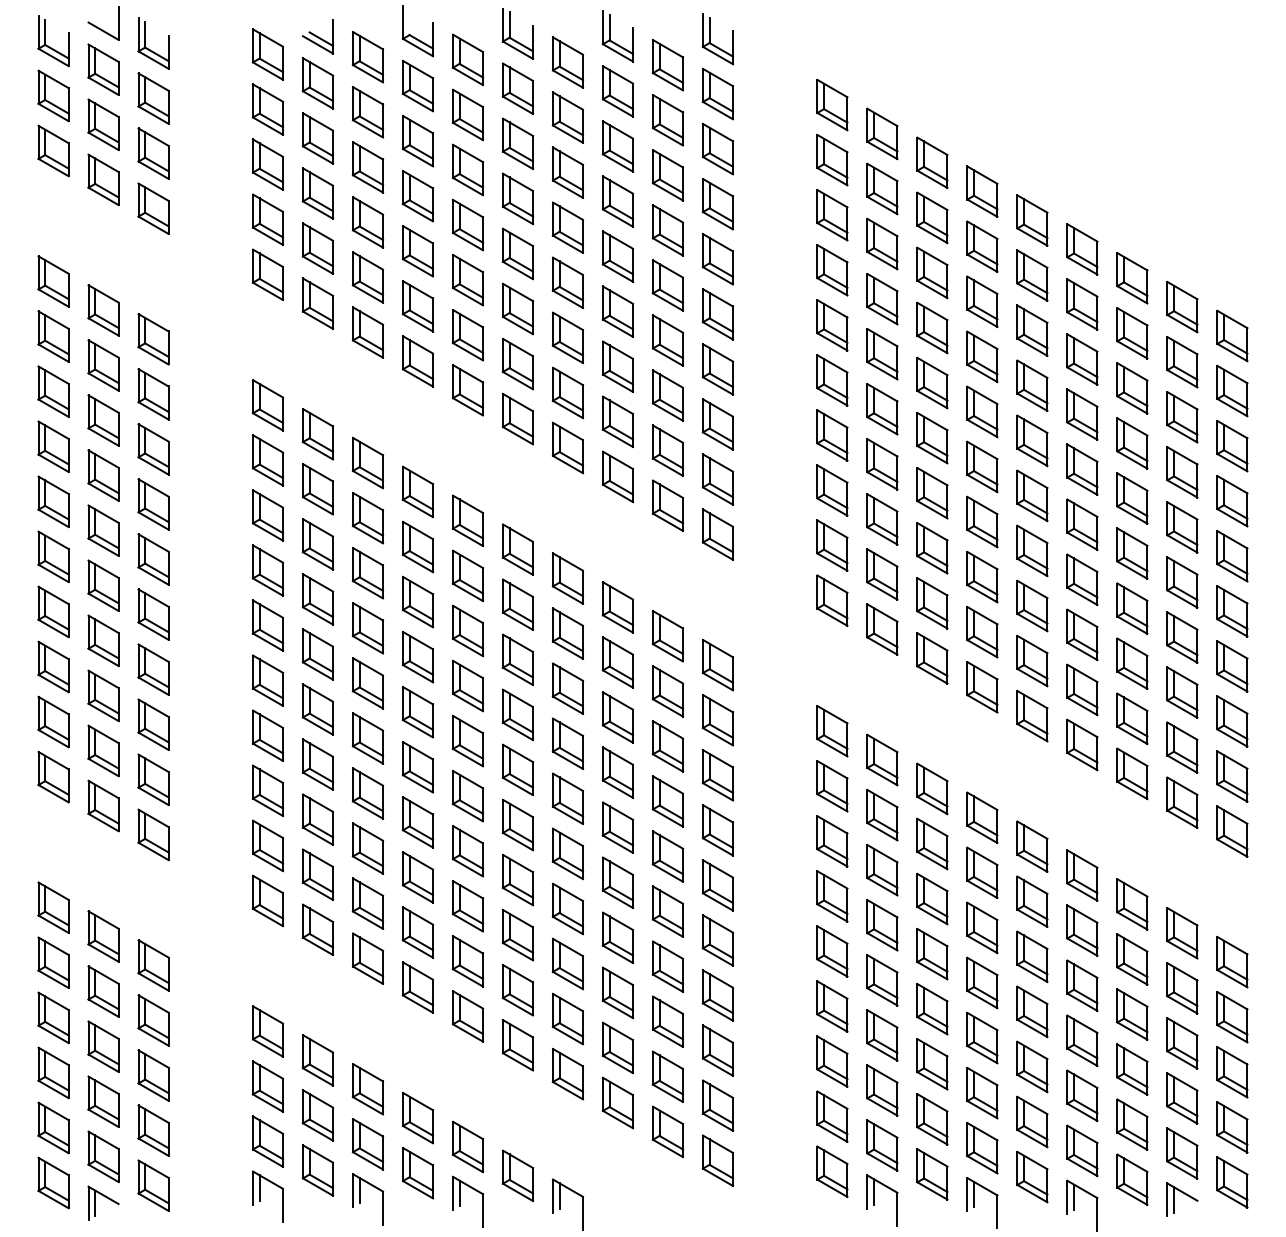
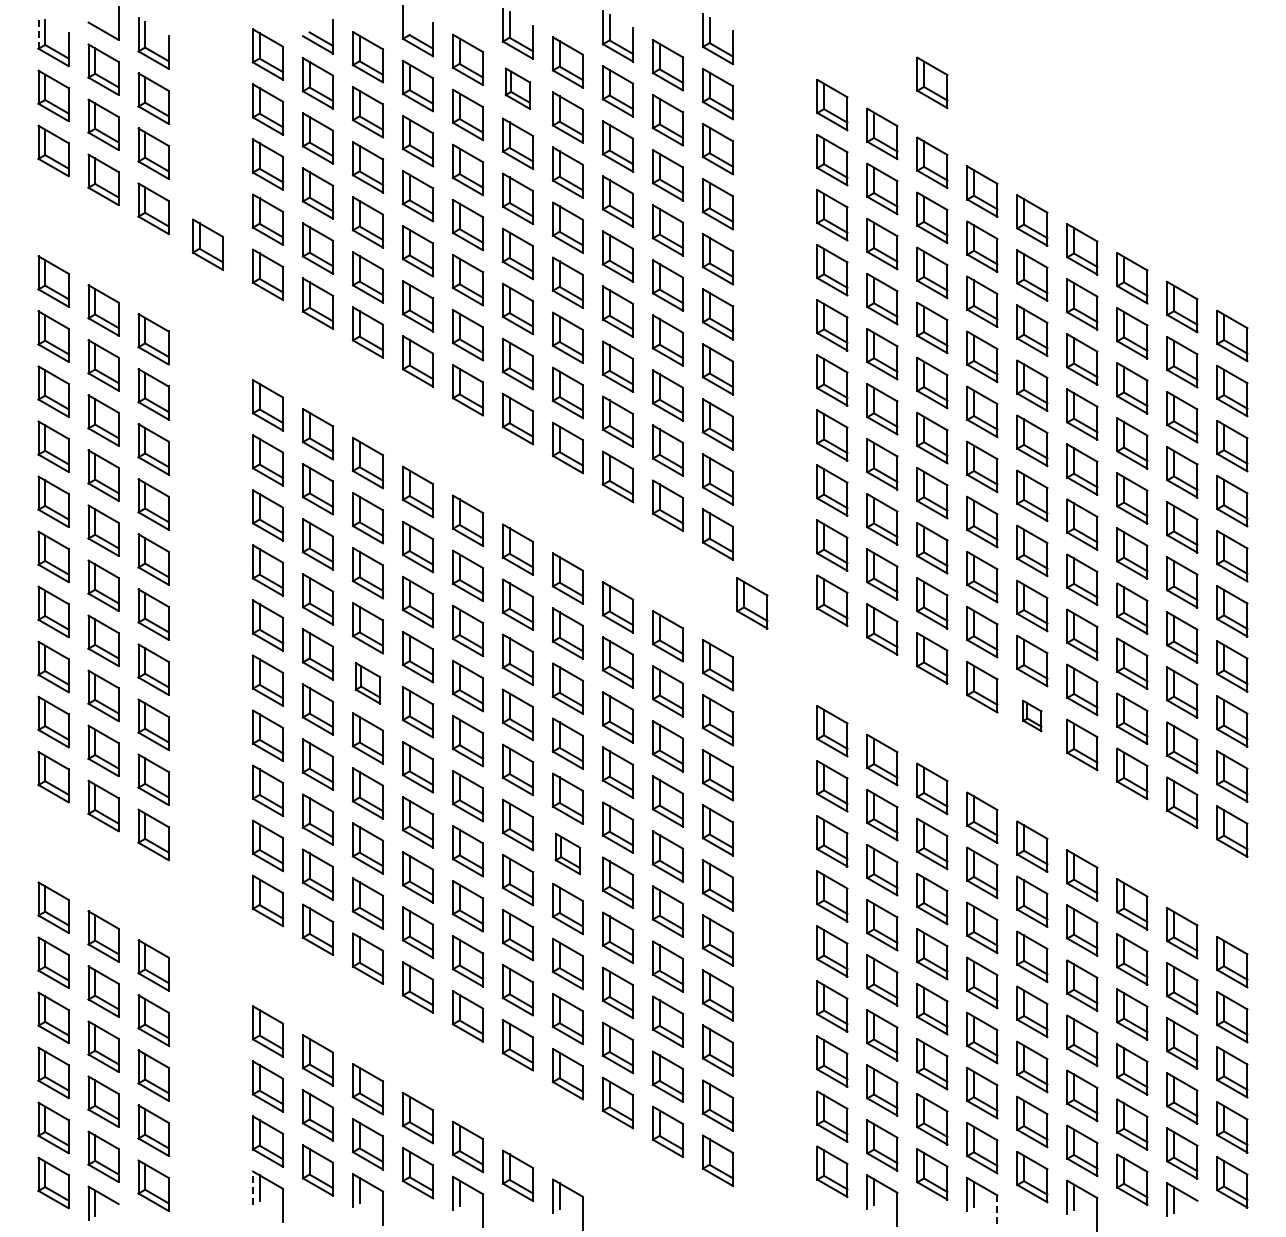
line: solid -> dashed (38, 32)
part: none -> present (932, 82)
part size: 33x53 px -> 27x43 px (517, 88)
part: none -> present (207, 244)
part: none -> present (752, 603)
part size: 34x53 px -> 28x43 px (367, 683)
part size: 33x54 px -> 21x34 px (1032, 715)
part size: 33x54 px -> 27x44 px (567, 853)
line: solid -> dashed (253, 1188)
line: solid -> dashed (997, 1211)
